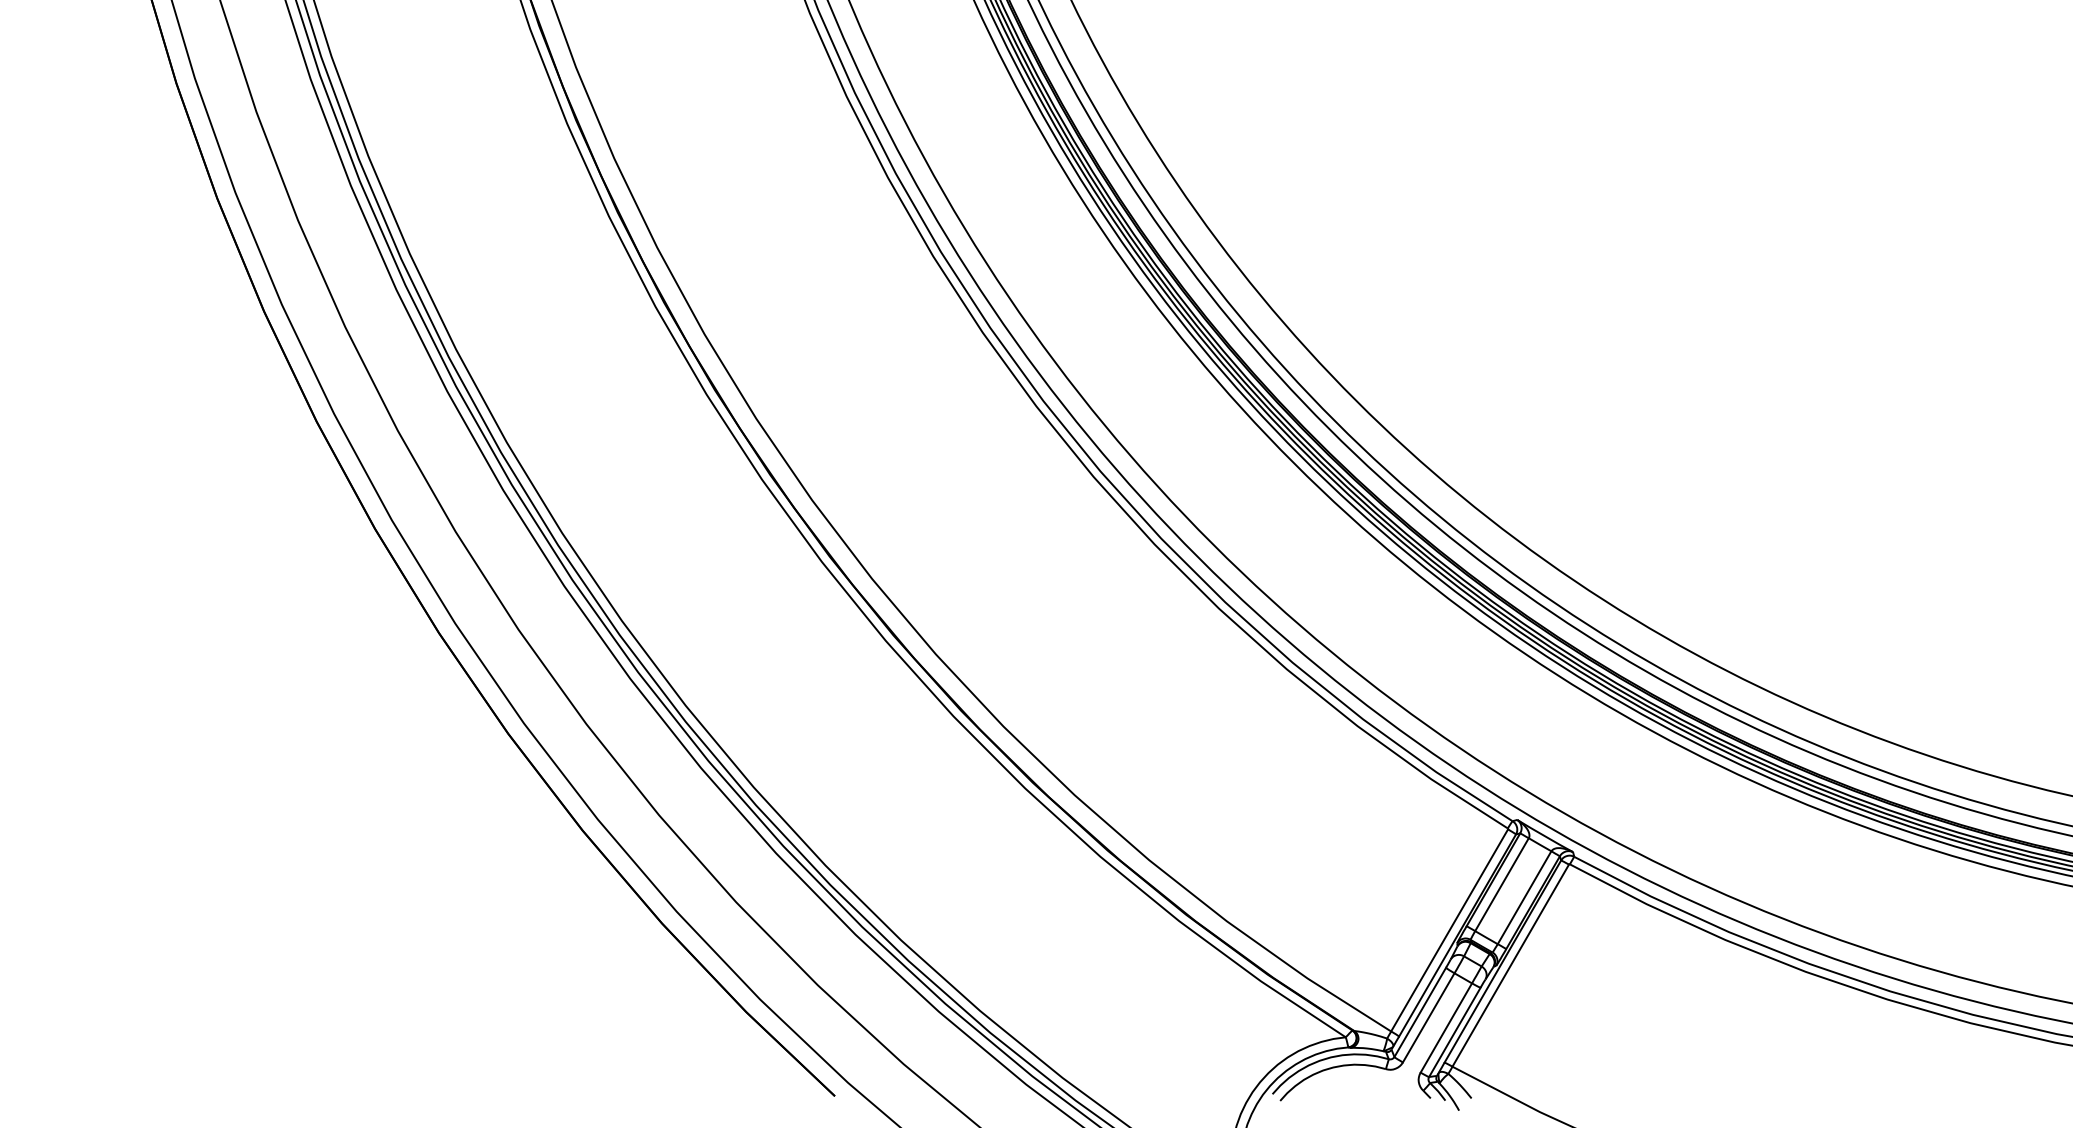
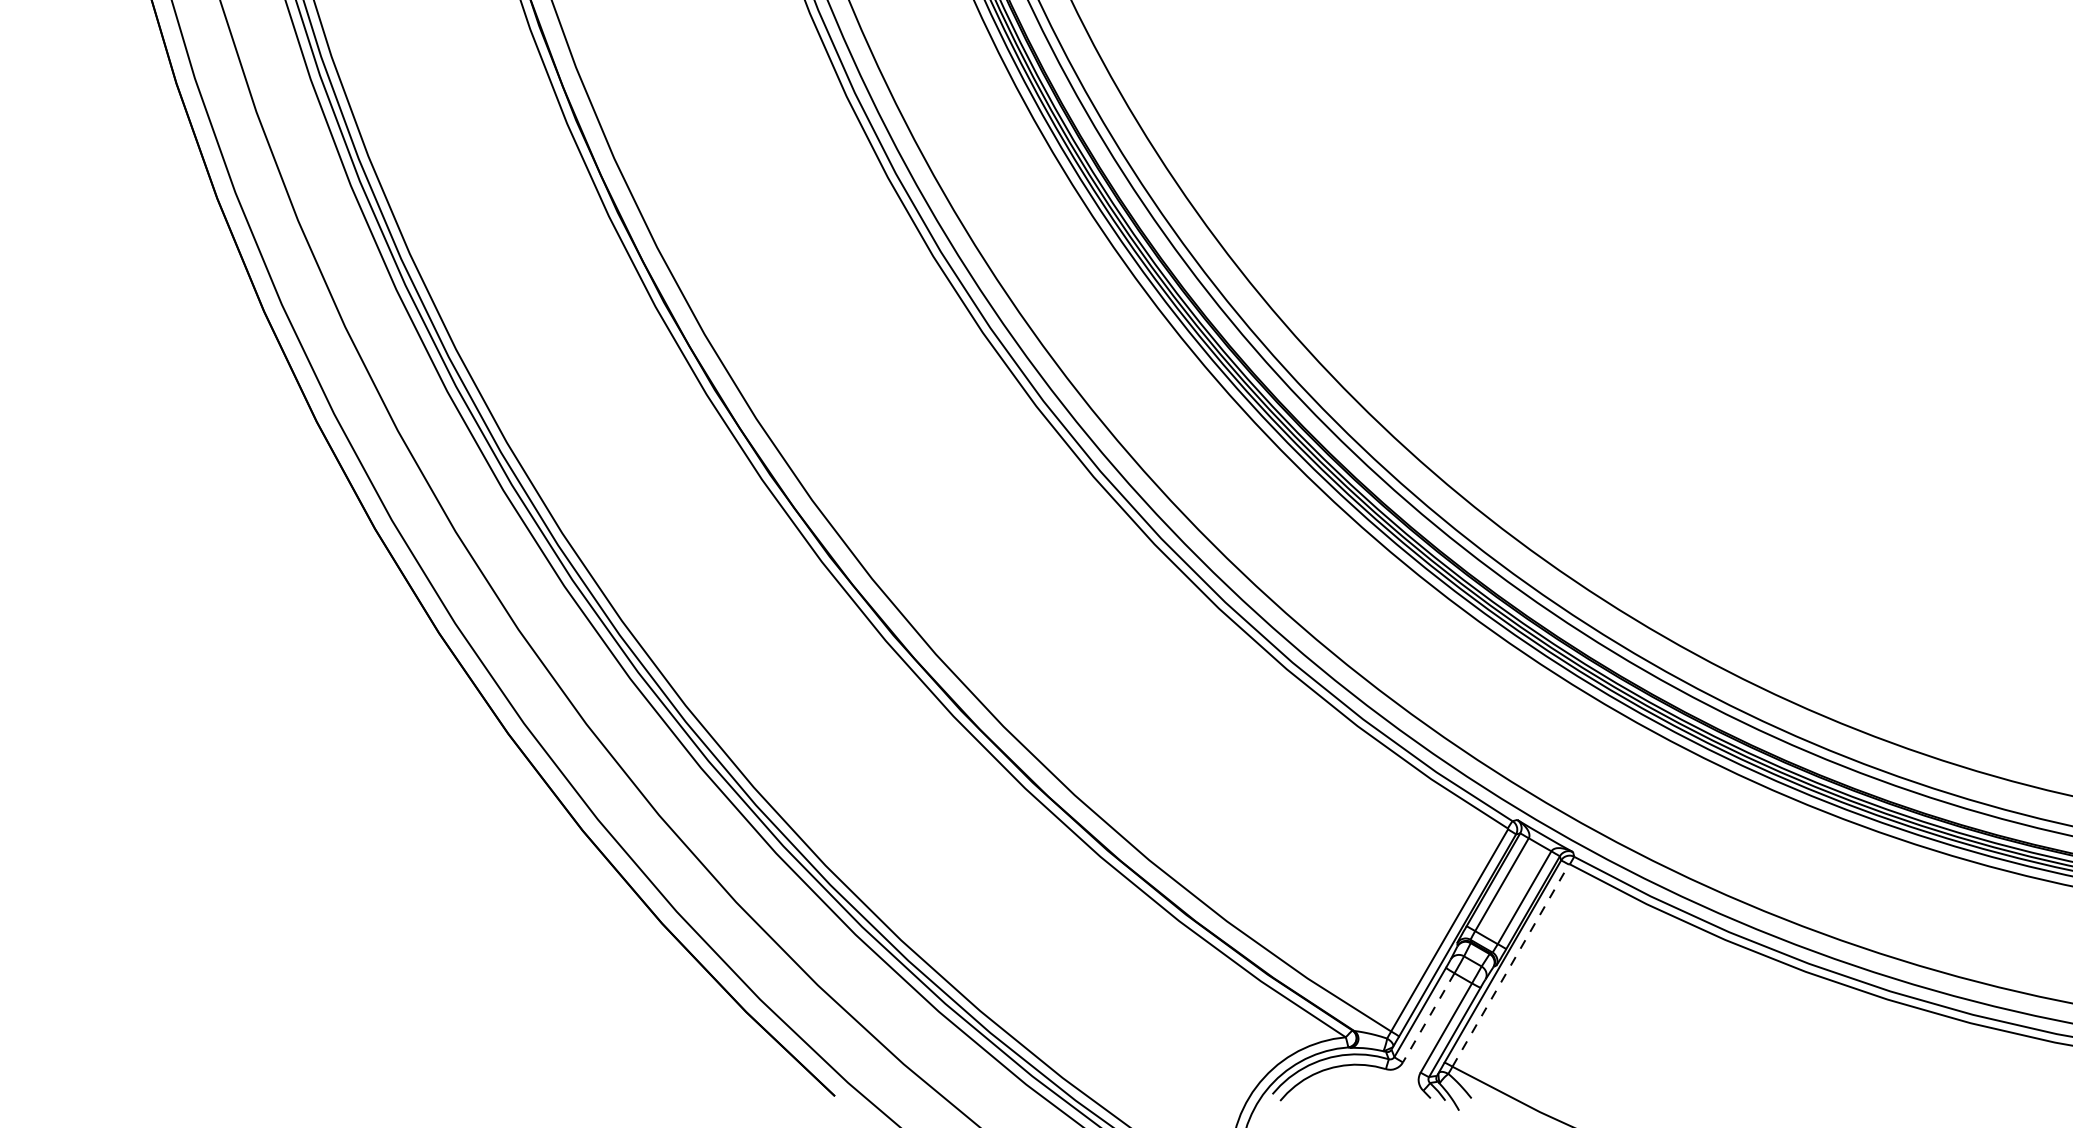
line: solid -> dashed (1510, 965)
line: solid -> dashed (1428, 1018)
